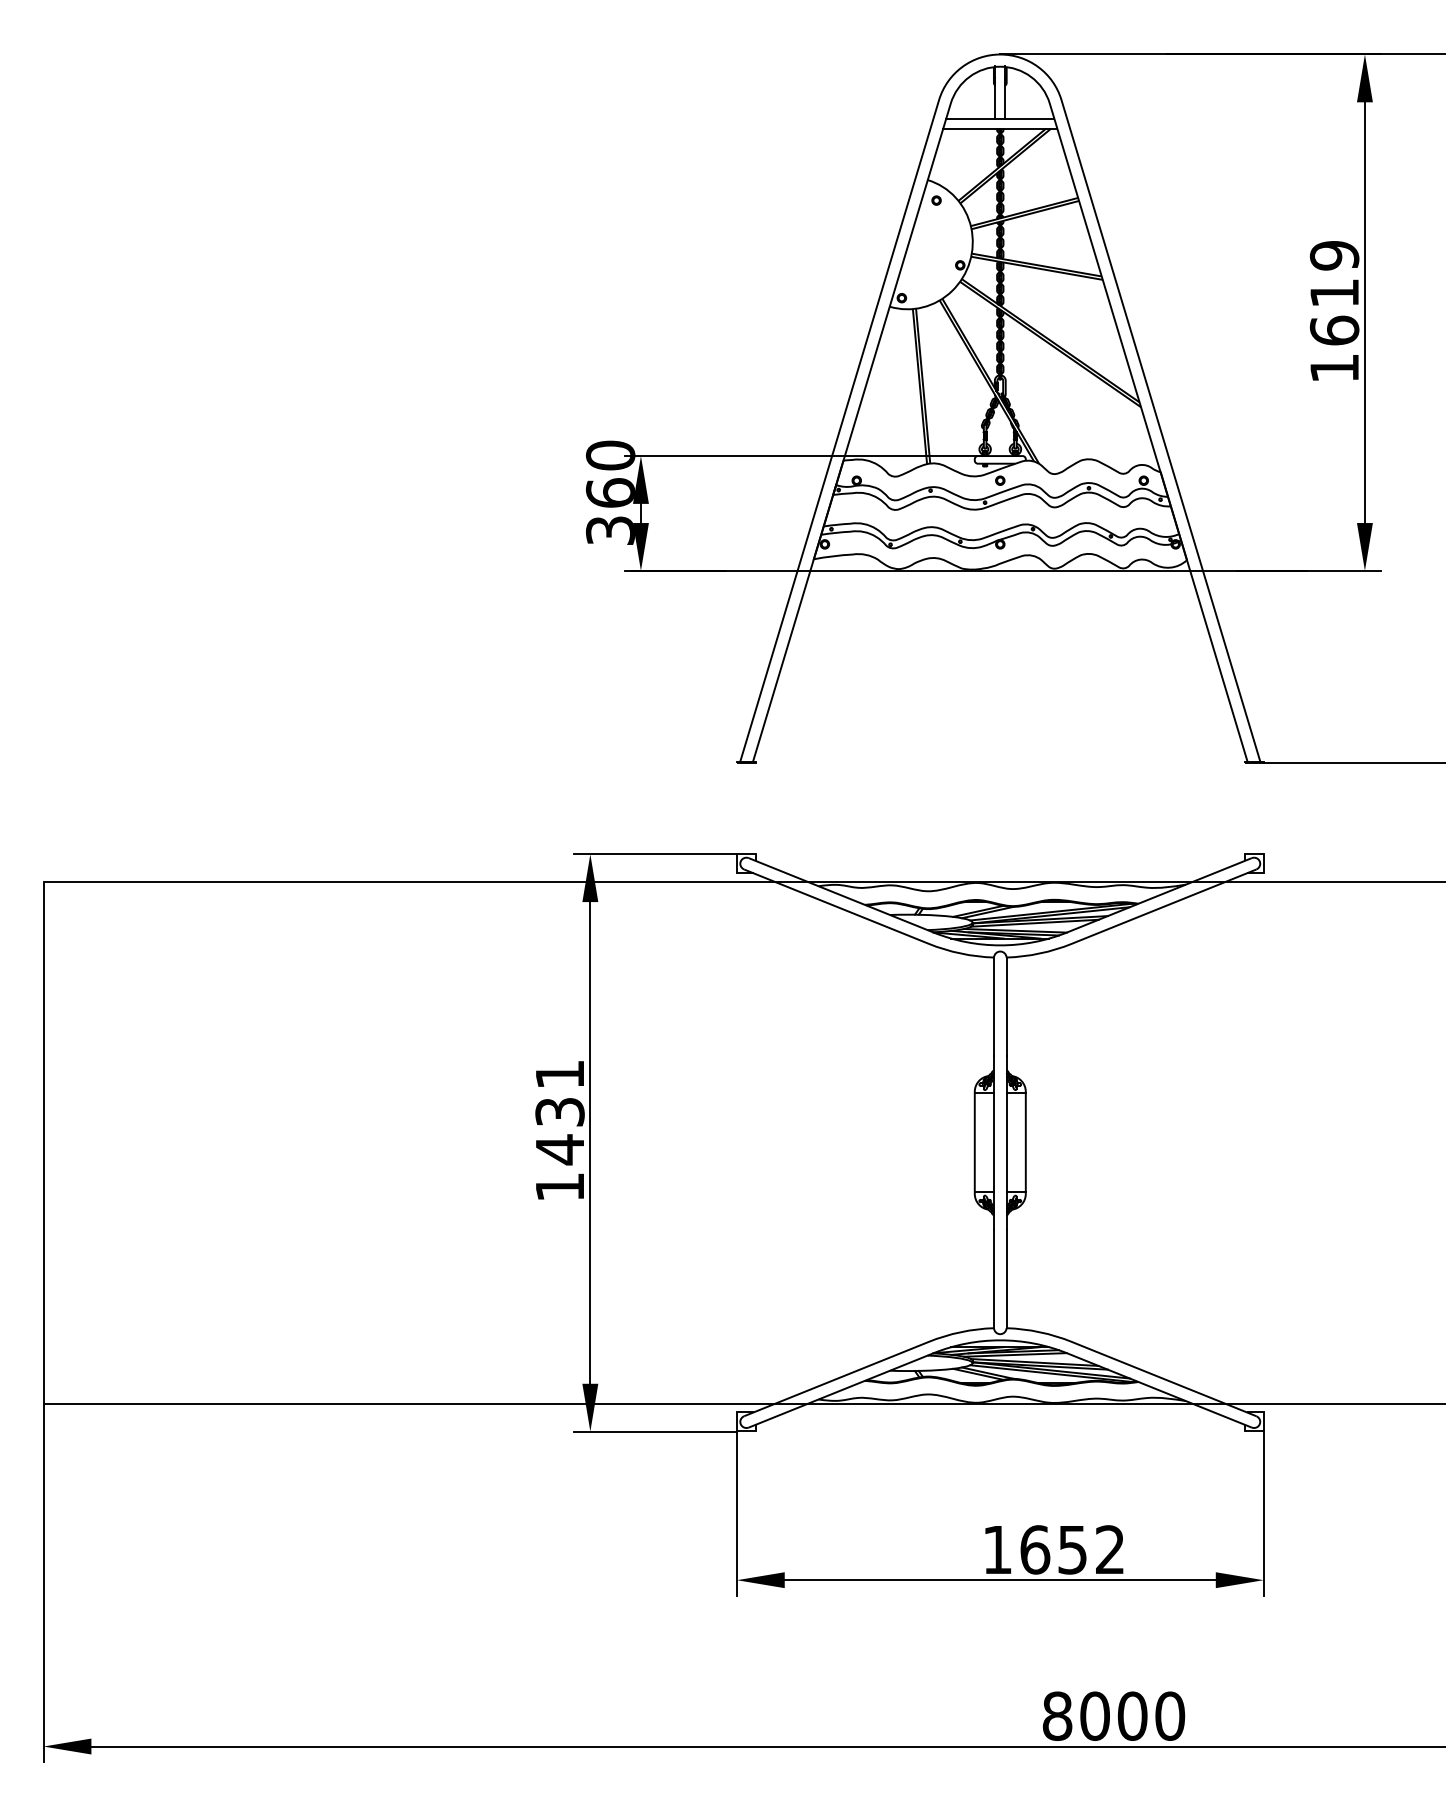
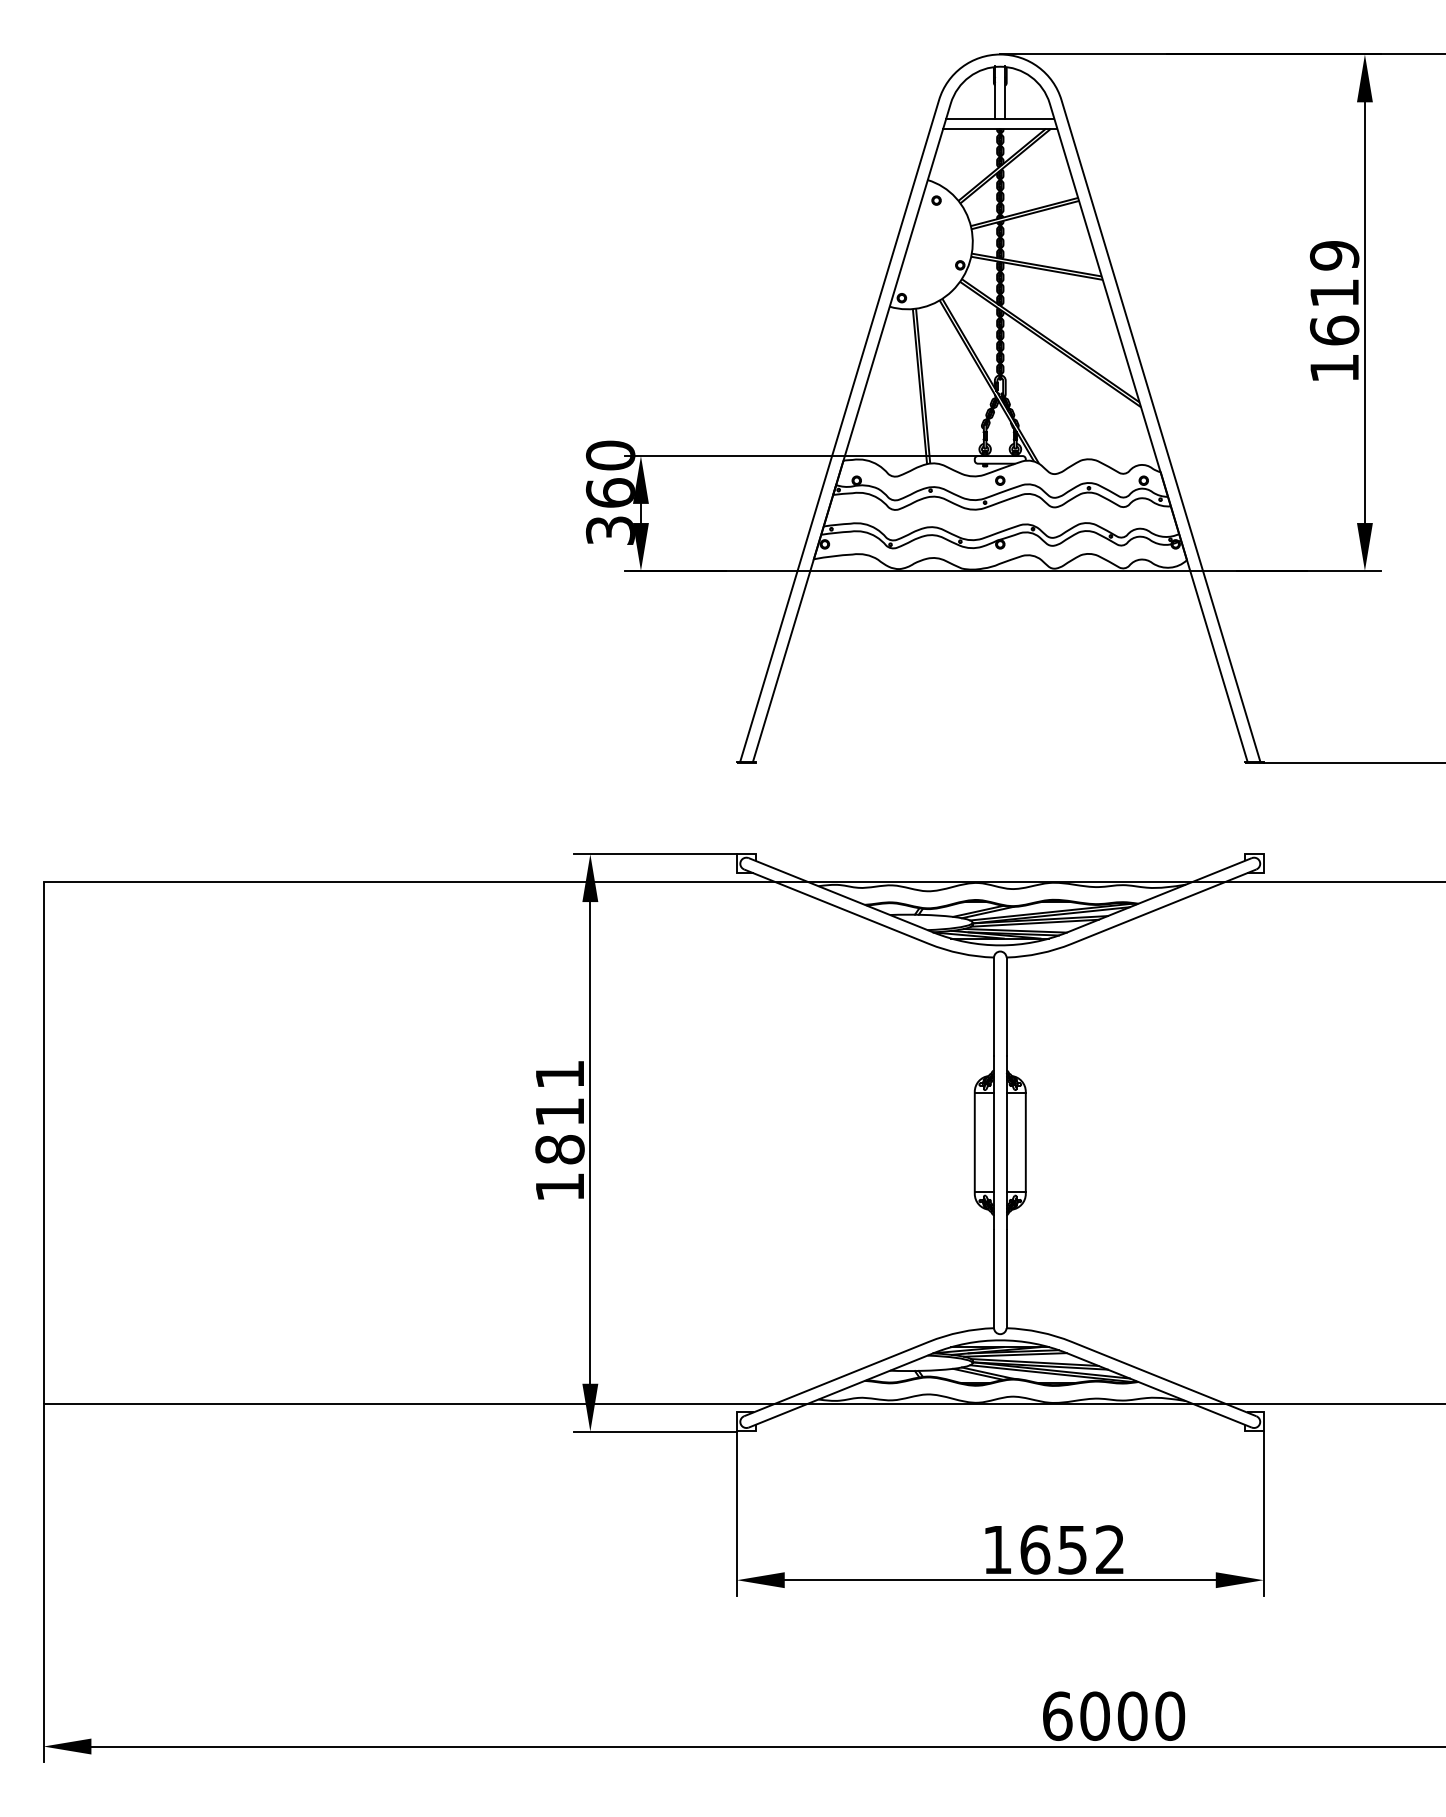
text: 1431 -> 1811 (559, 1131)
text: 8000 -> 6000 (1057, 1715)
